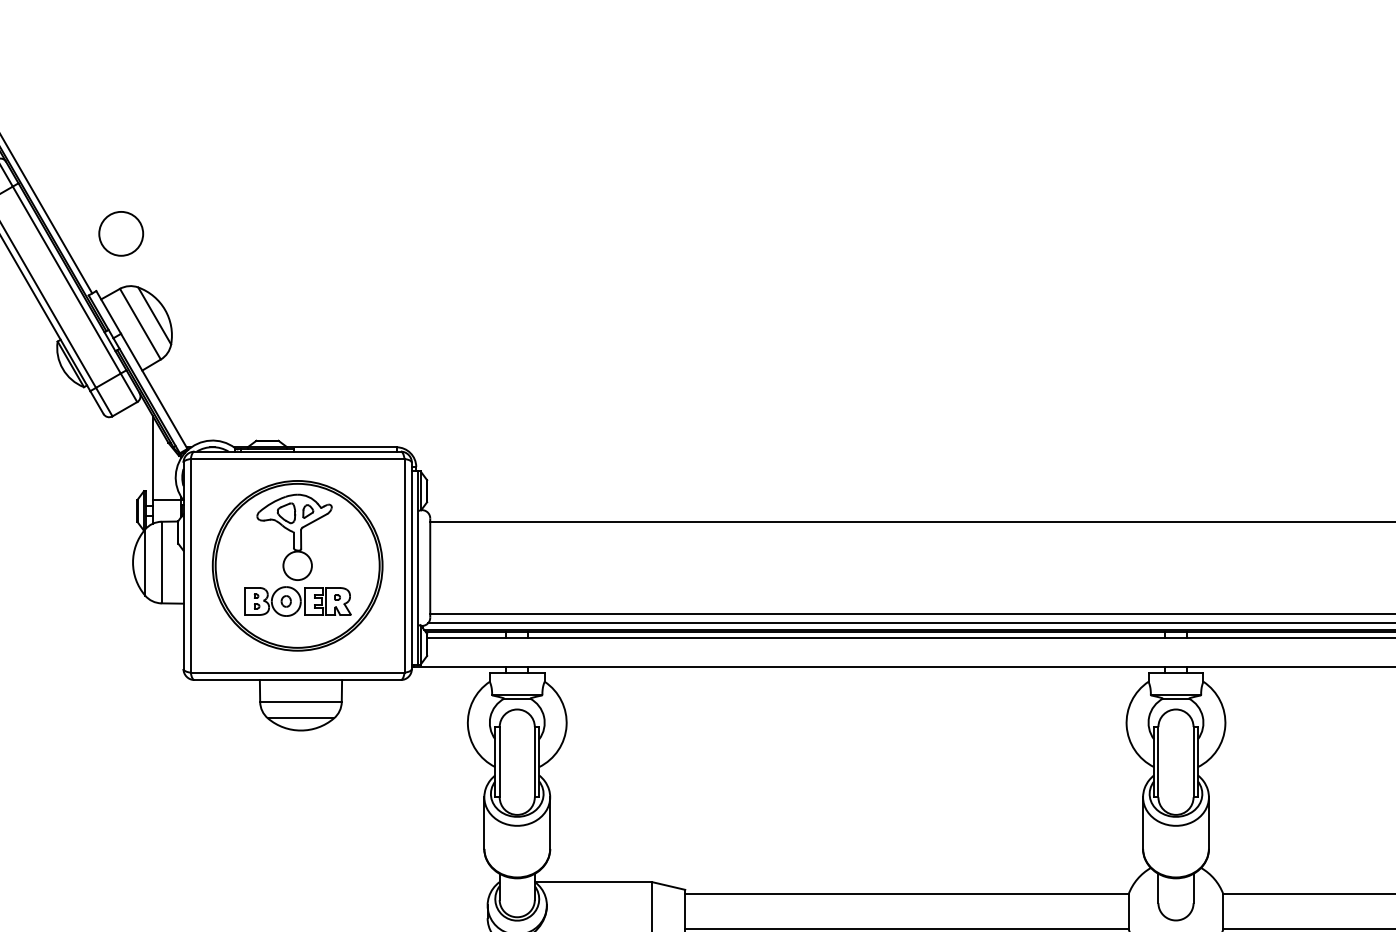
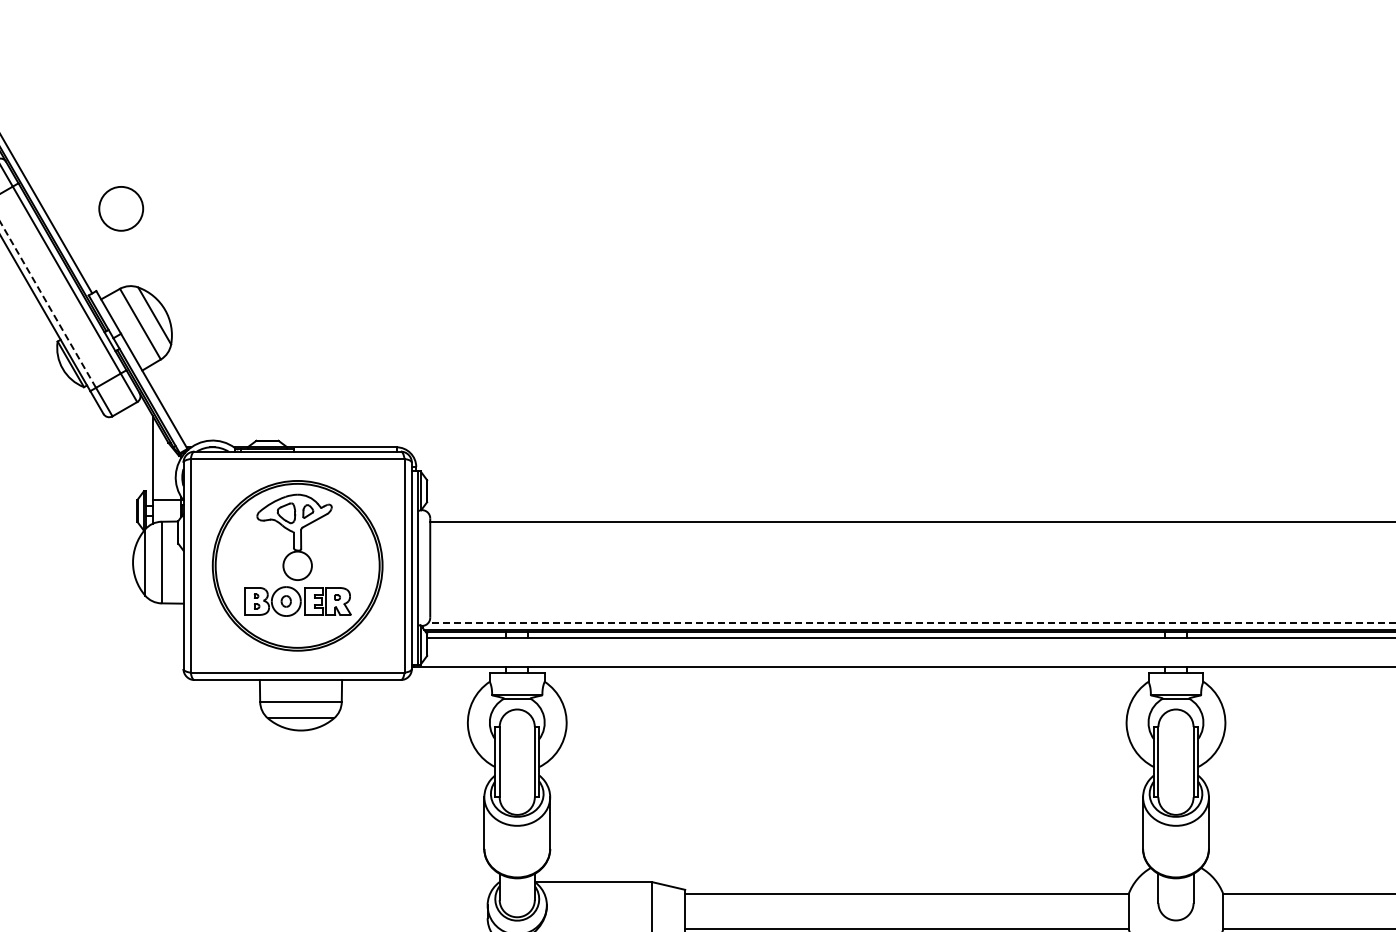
circle position: (121, 233) -> (121, 208) (121, 208)
line: solid -> dashed (48, 304)
line: present -> none (911, 614)
line: solid -> dashed (912, 622)
